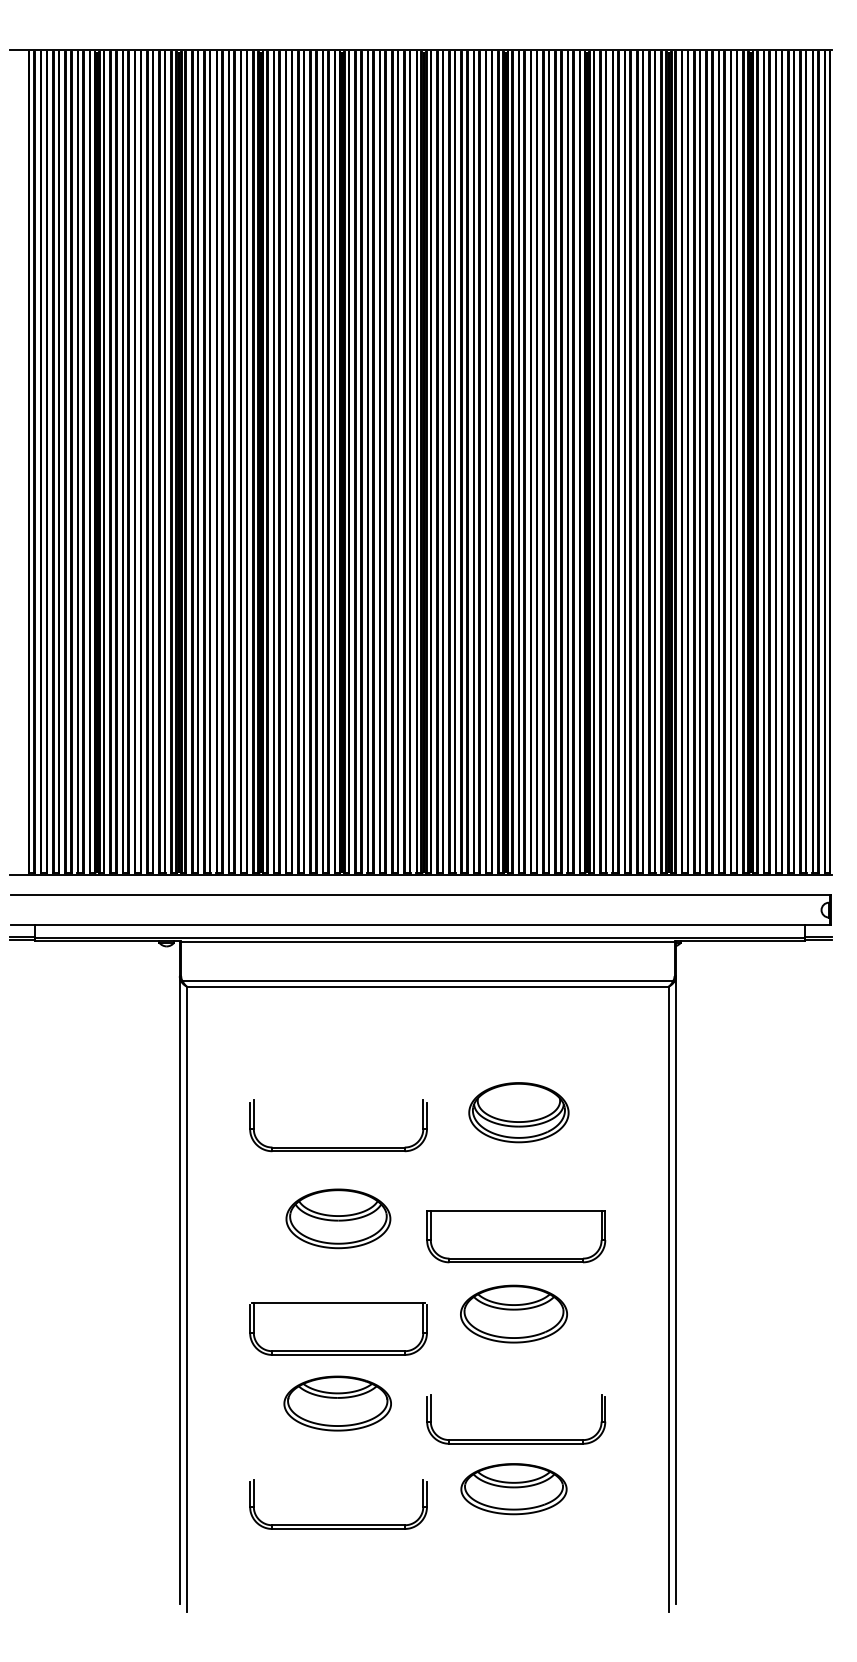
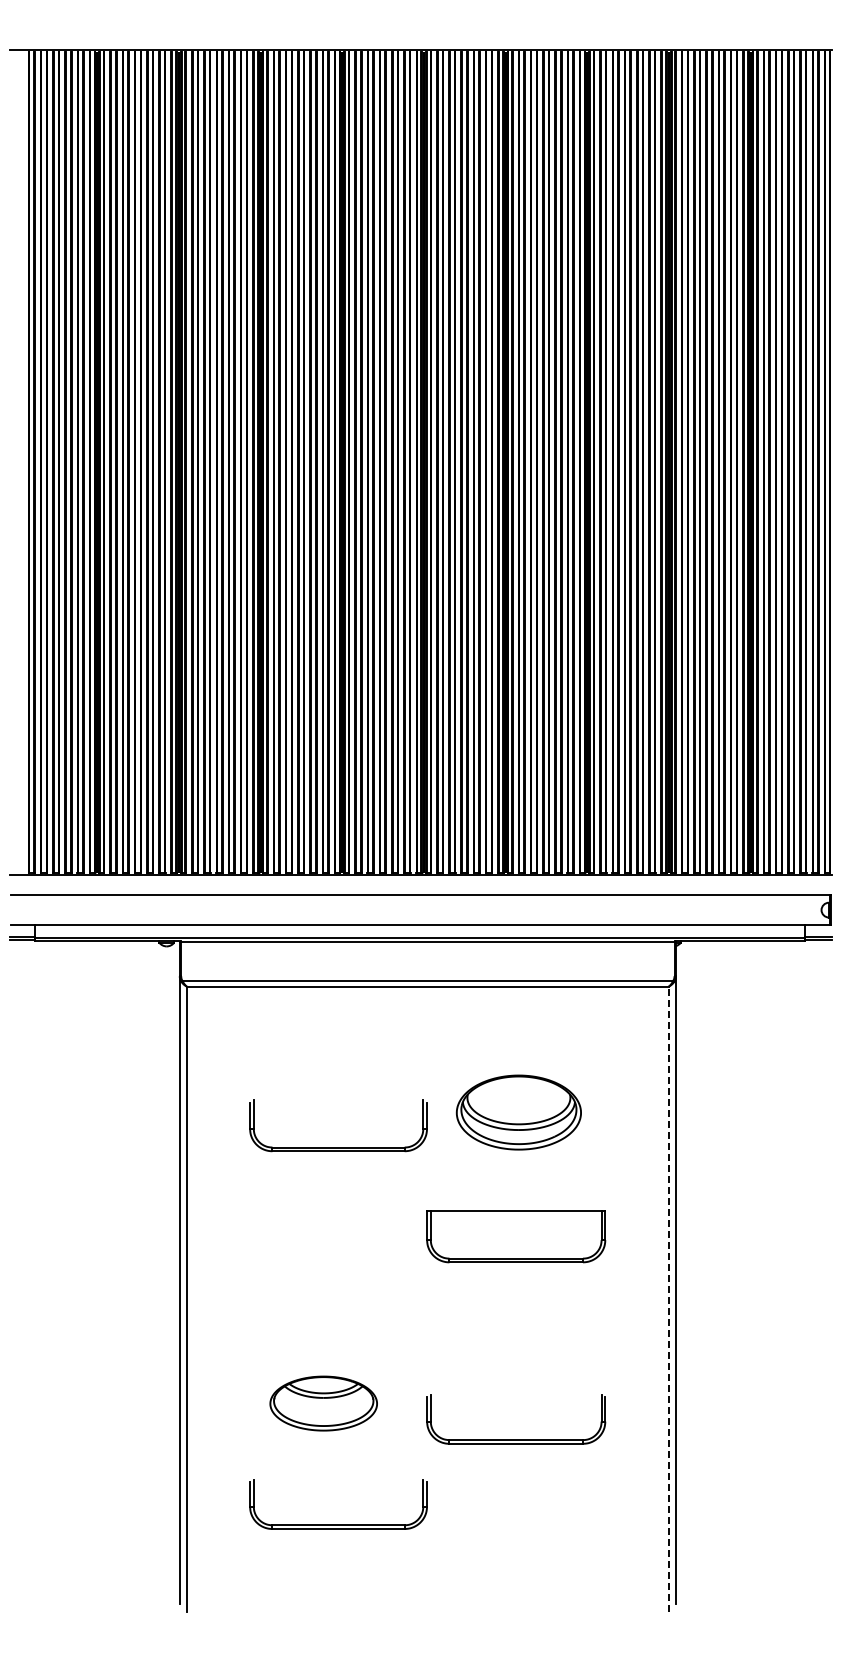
part size: 102x62 px -> 127x77 px (518, 1112)
part: present -> none (338, 1218)
line: solid -> dashed (668, 1299)
part: present -> none (513, 1313)
part: present -> none (338, 1328)
part position: (337, 1403) -> (323, 1403) (323, 1403)
part: present -> none (513, 1489)
